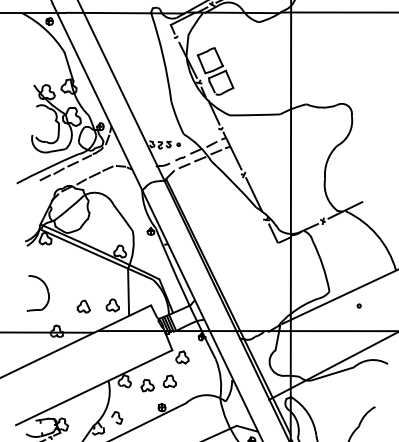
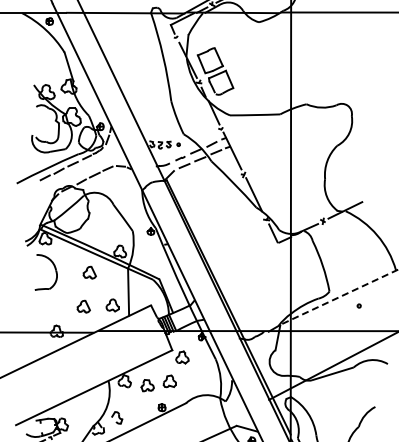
part: none -> present (89, 272)
part position: (46, 289) -> (54, 268) (54, 268)
line: solid -> dashed (341, 296)
